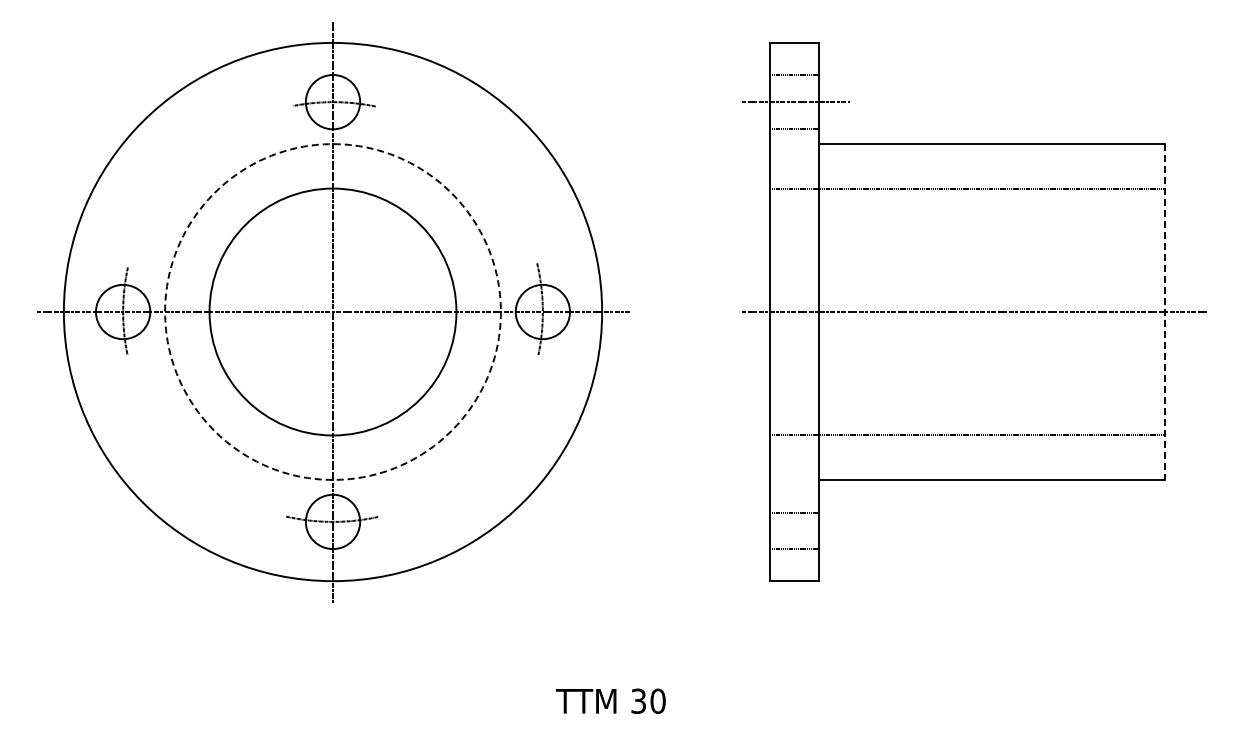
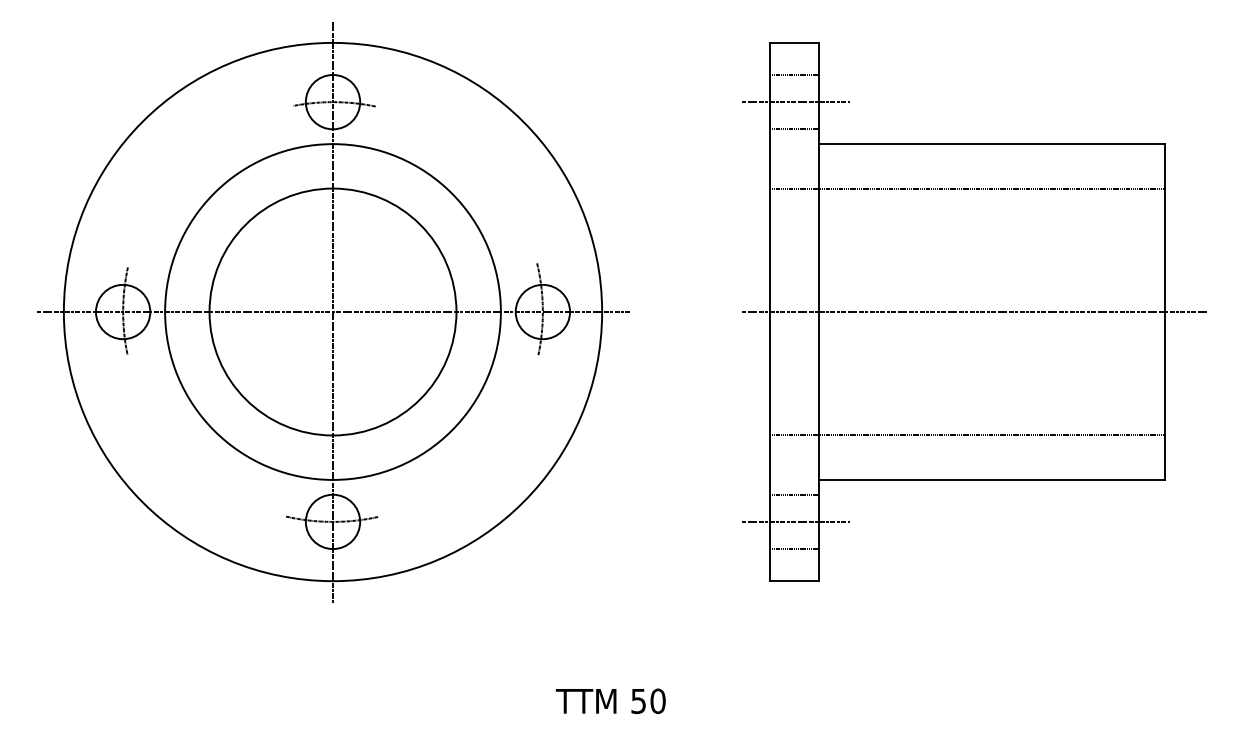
circle: dashed -> solid (332, 311)
line: dashed -> solid (1165, 312)
line position: (794, 512) -> (794, 494) (794, 494)
line: none -> present (796, 521)
text: 30 -> 50 (638, 700)
